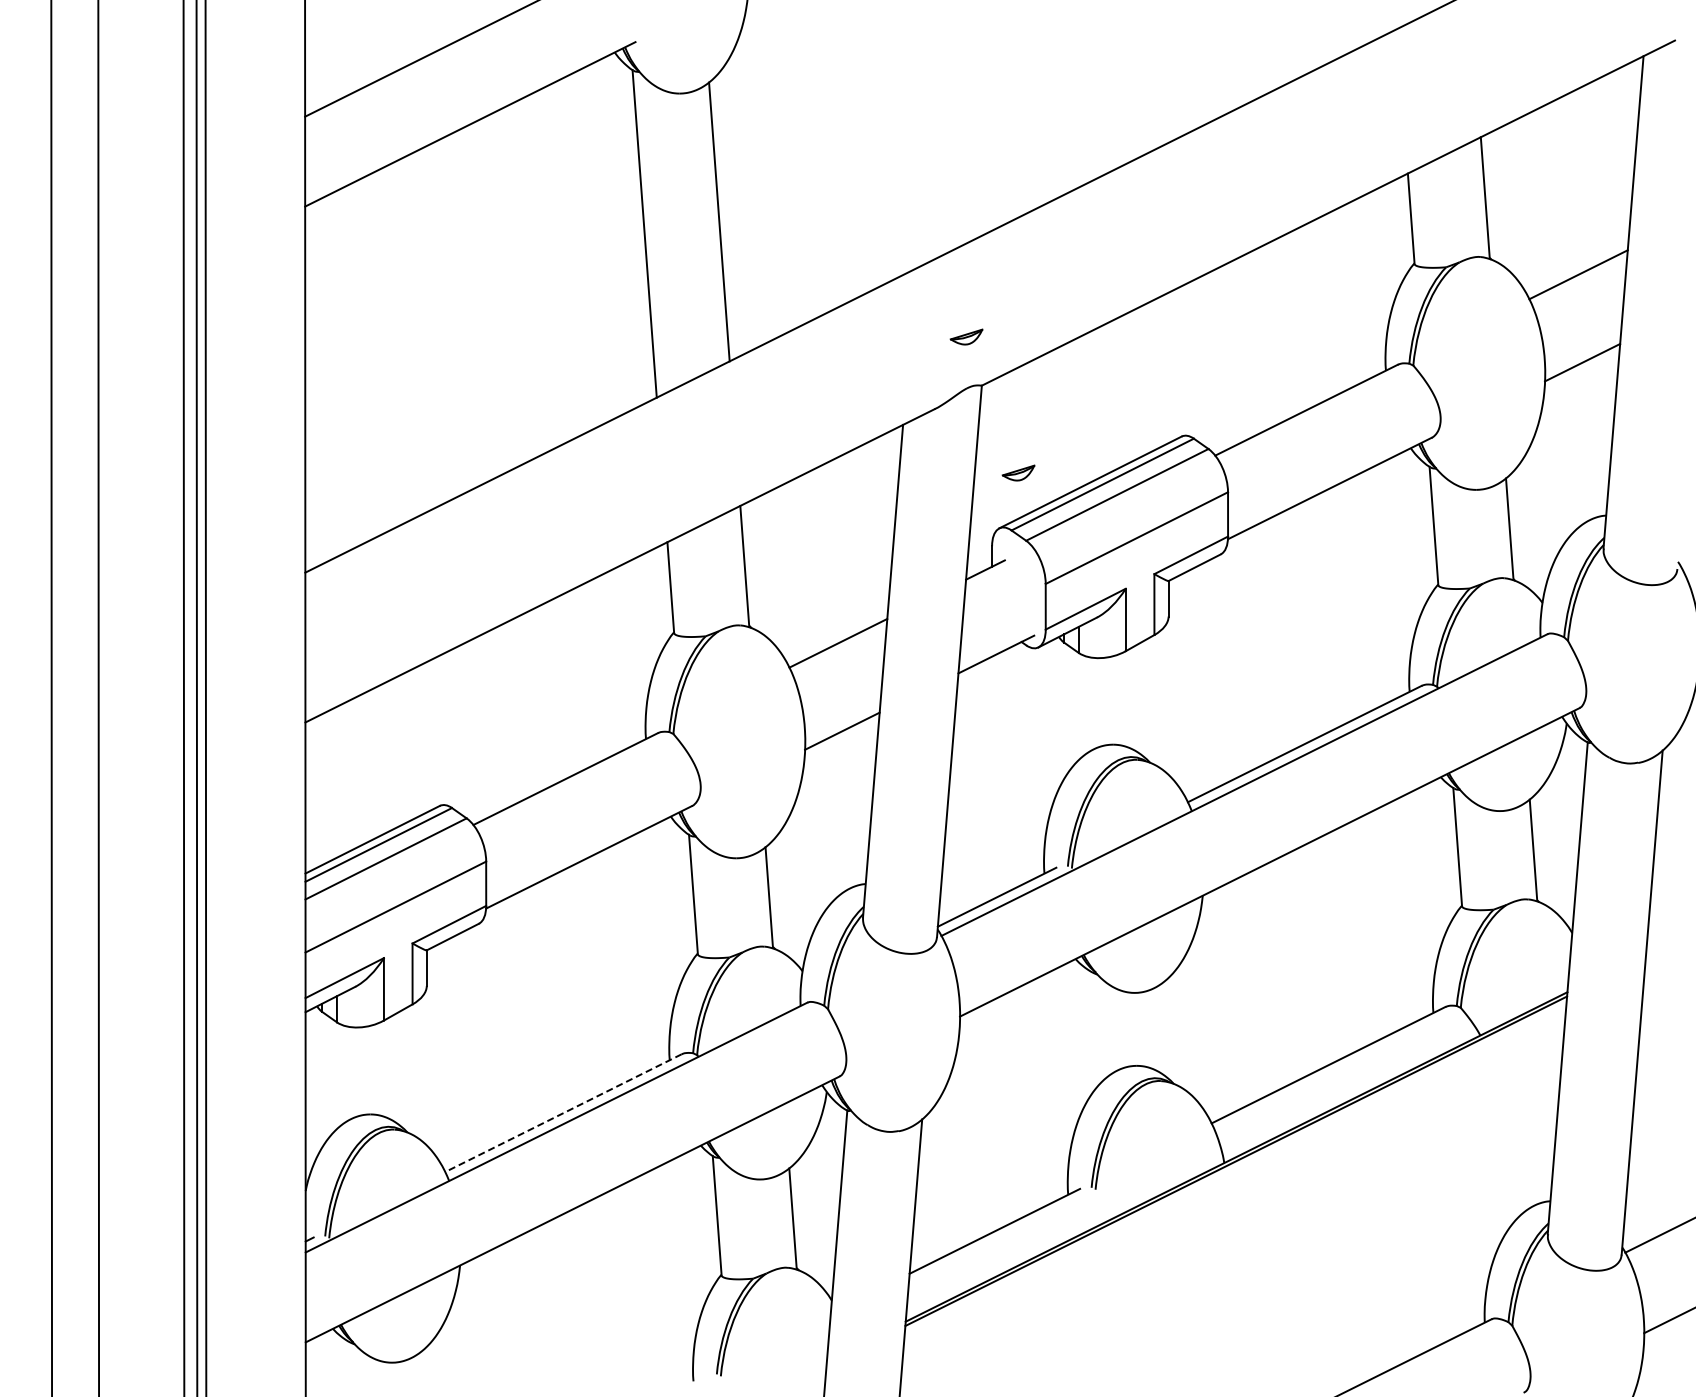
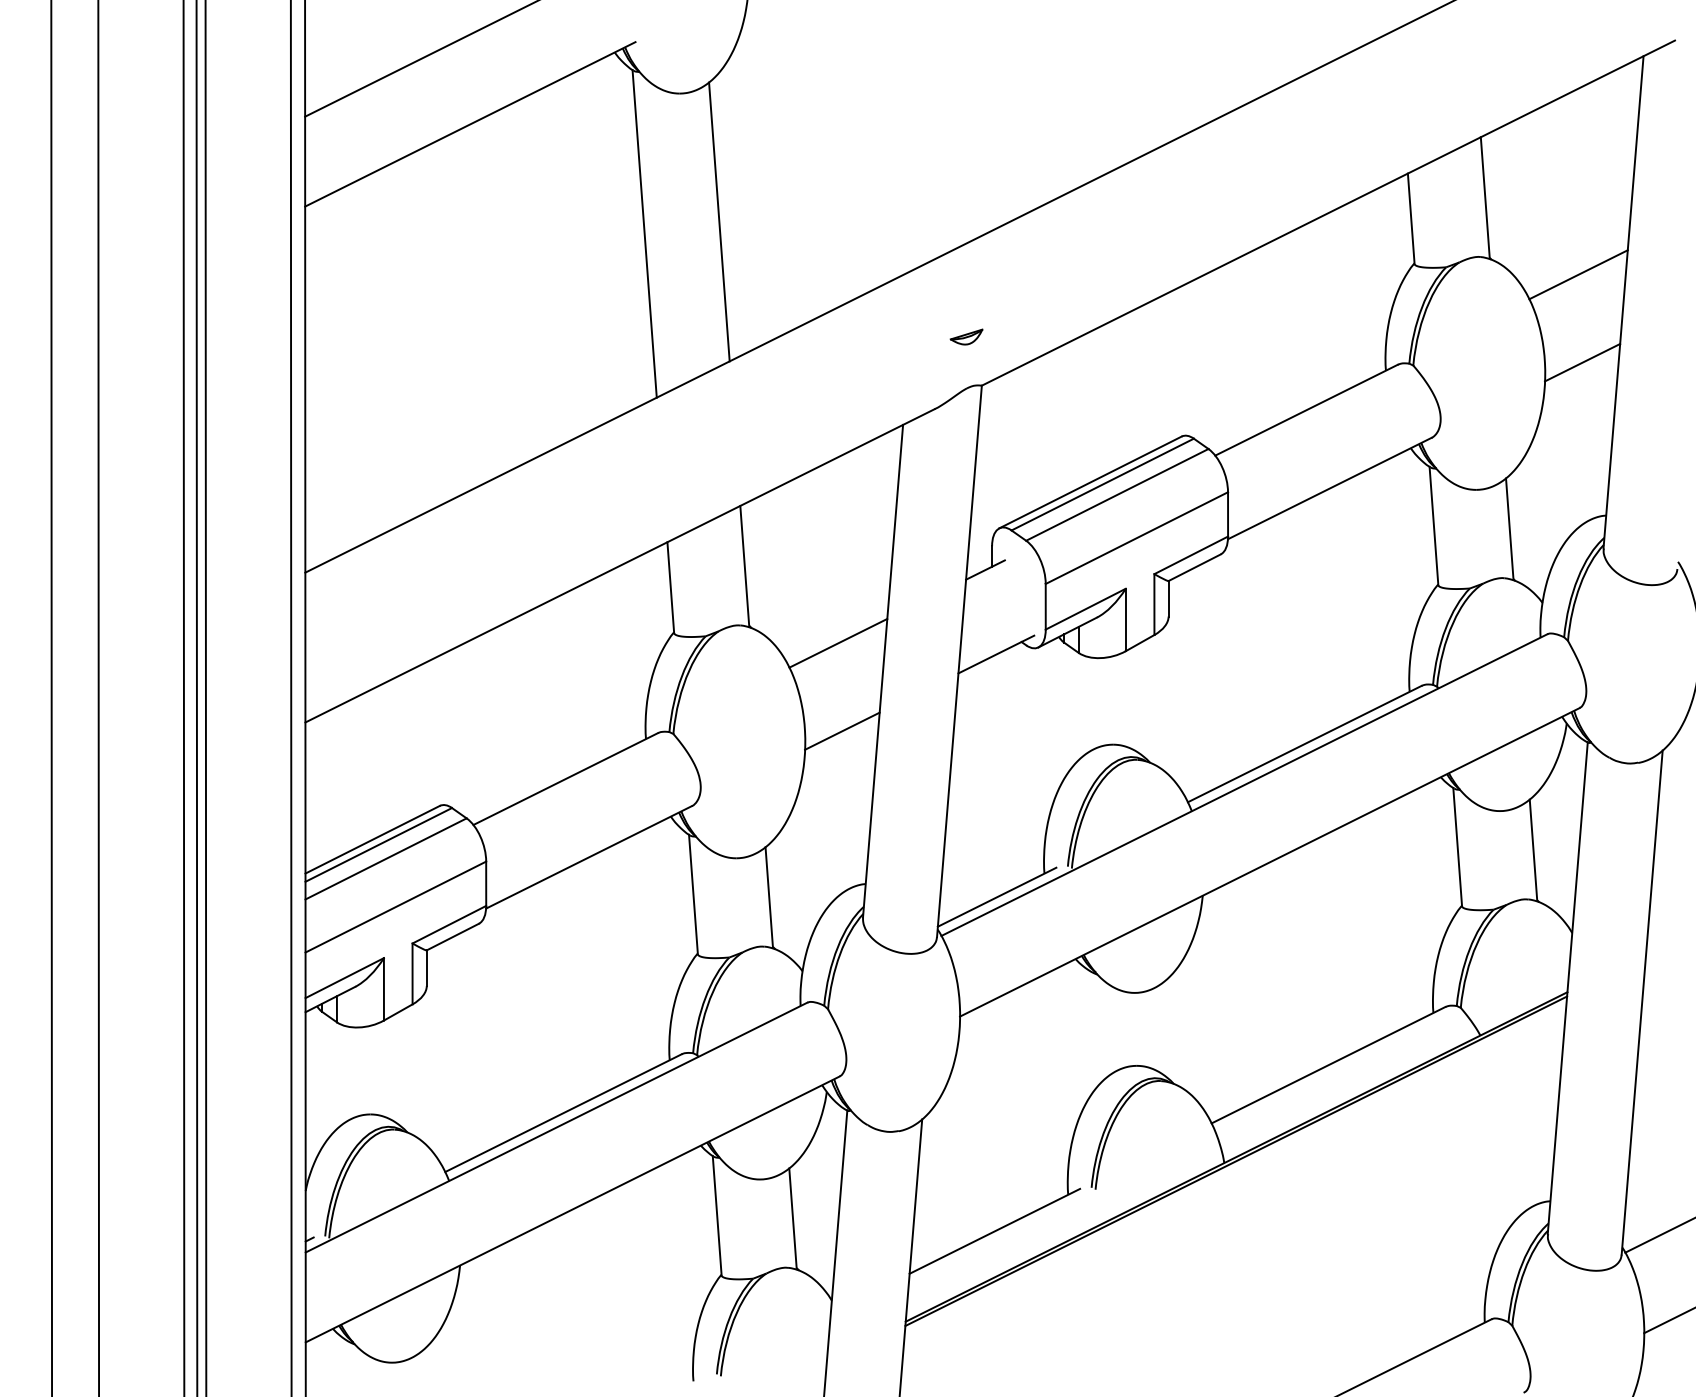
part: present -> none (1018, 472)
line: none -> present (290, 697)
line: dashed -> solid (563, 1113)
